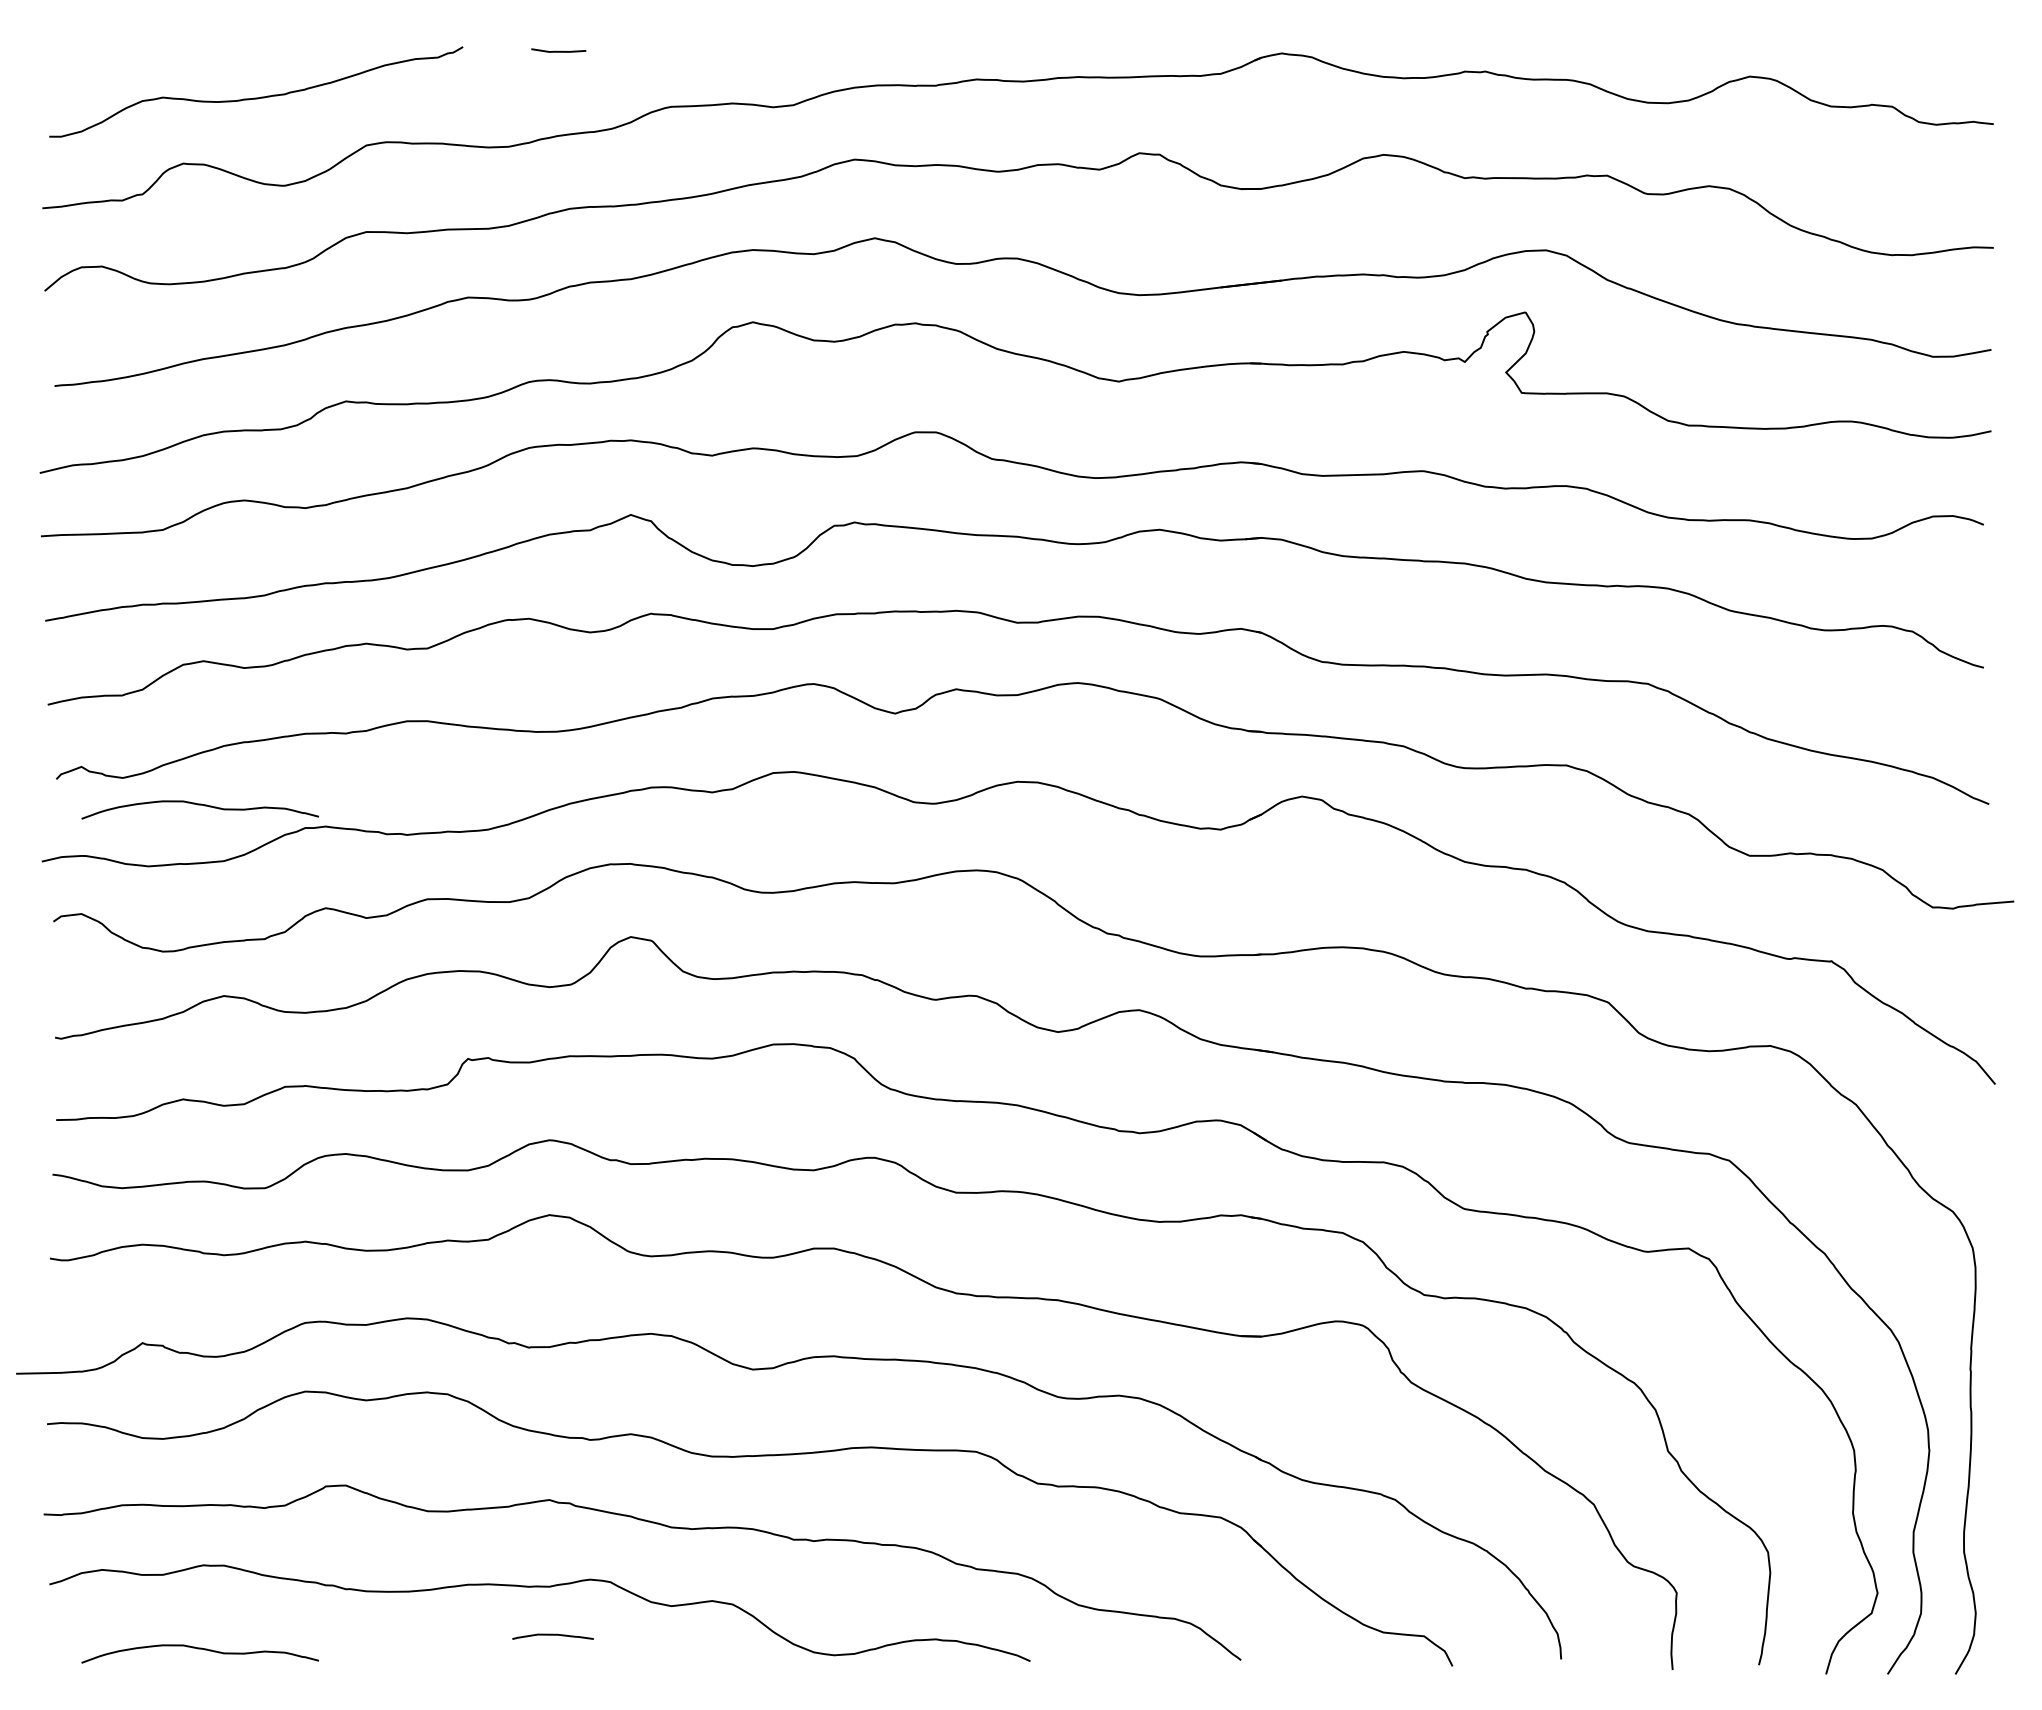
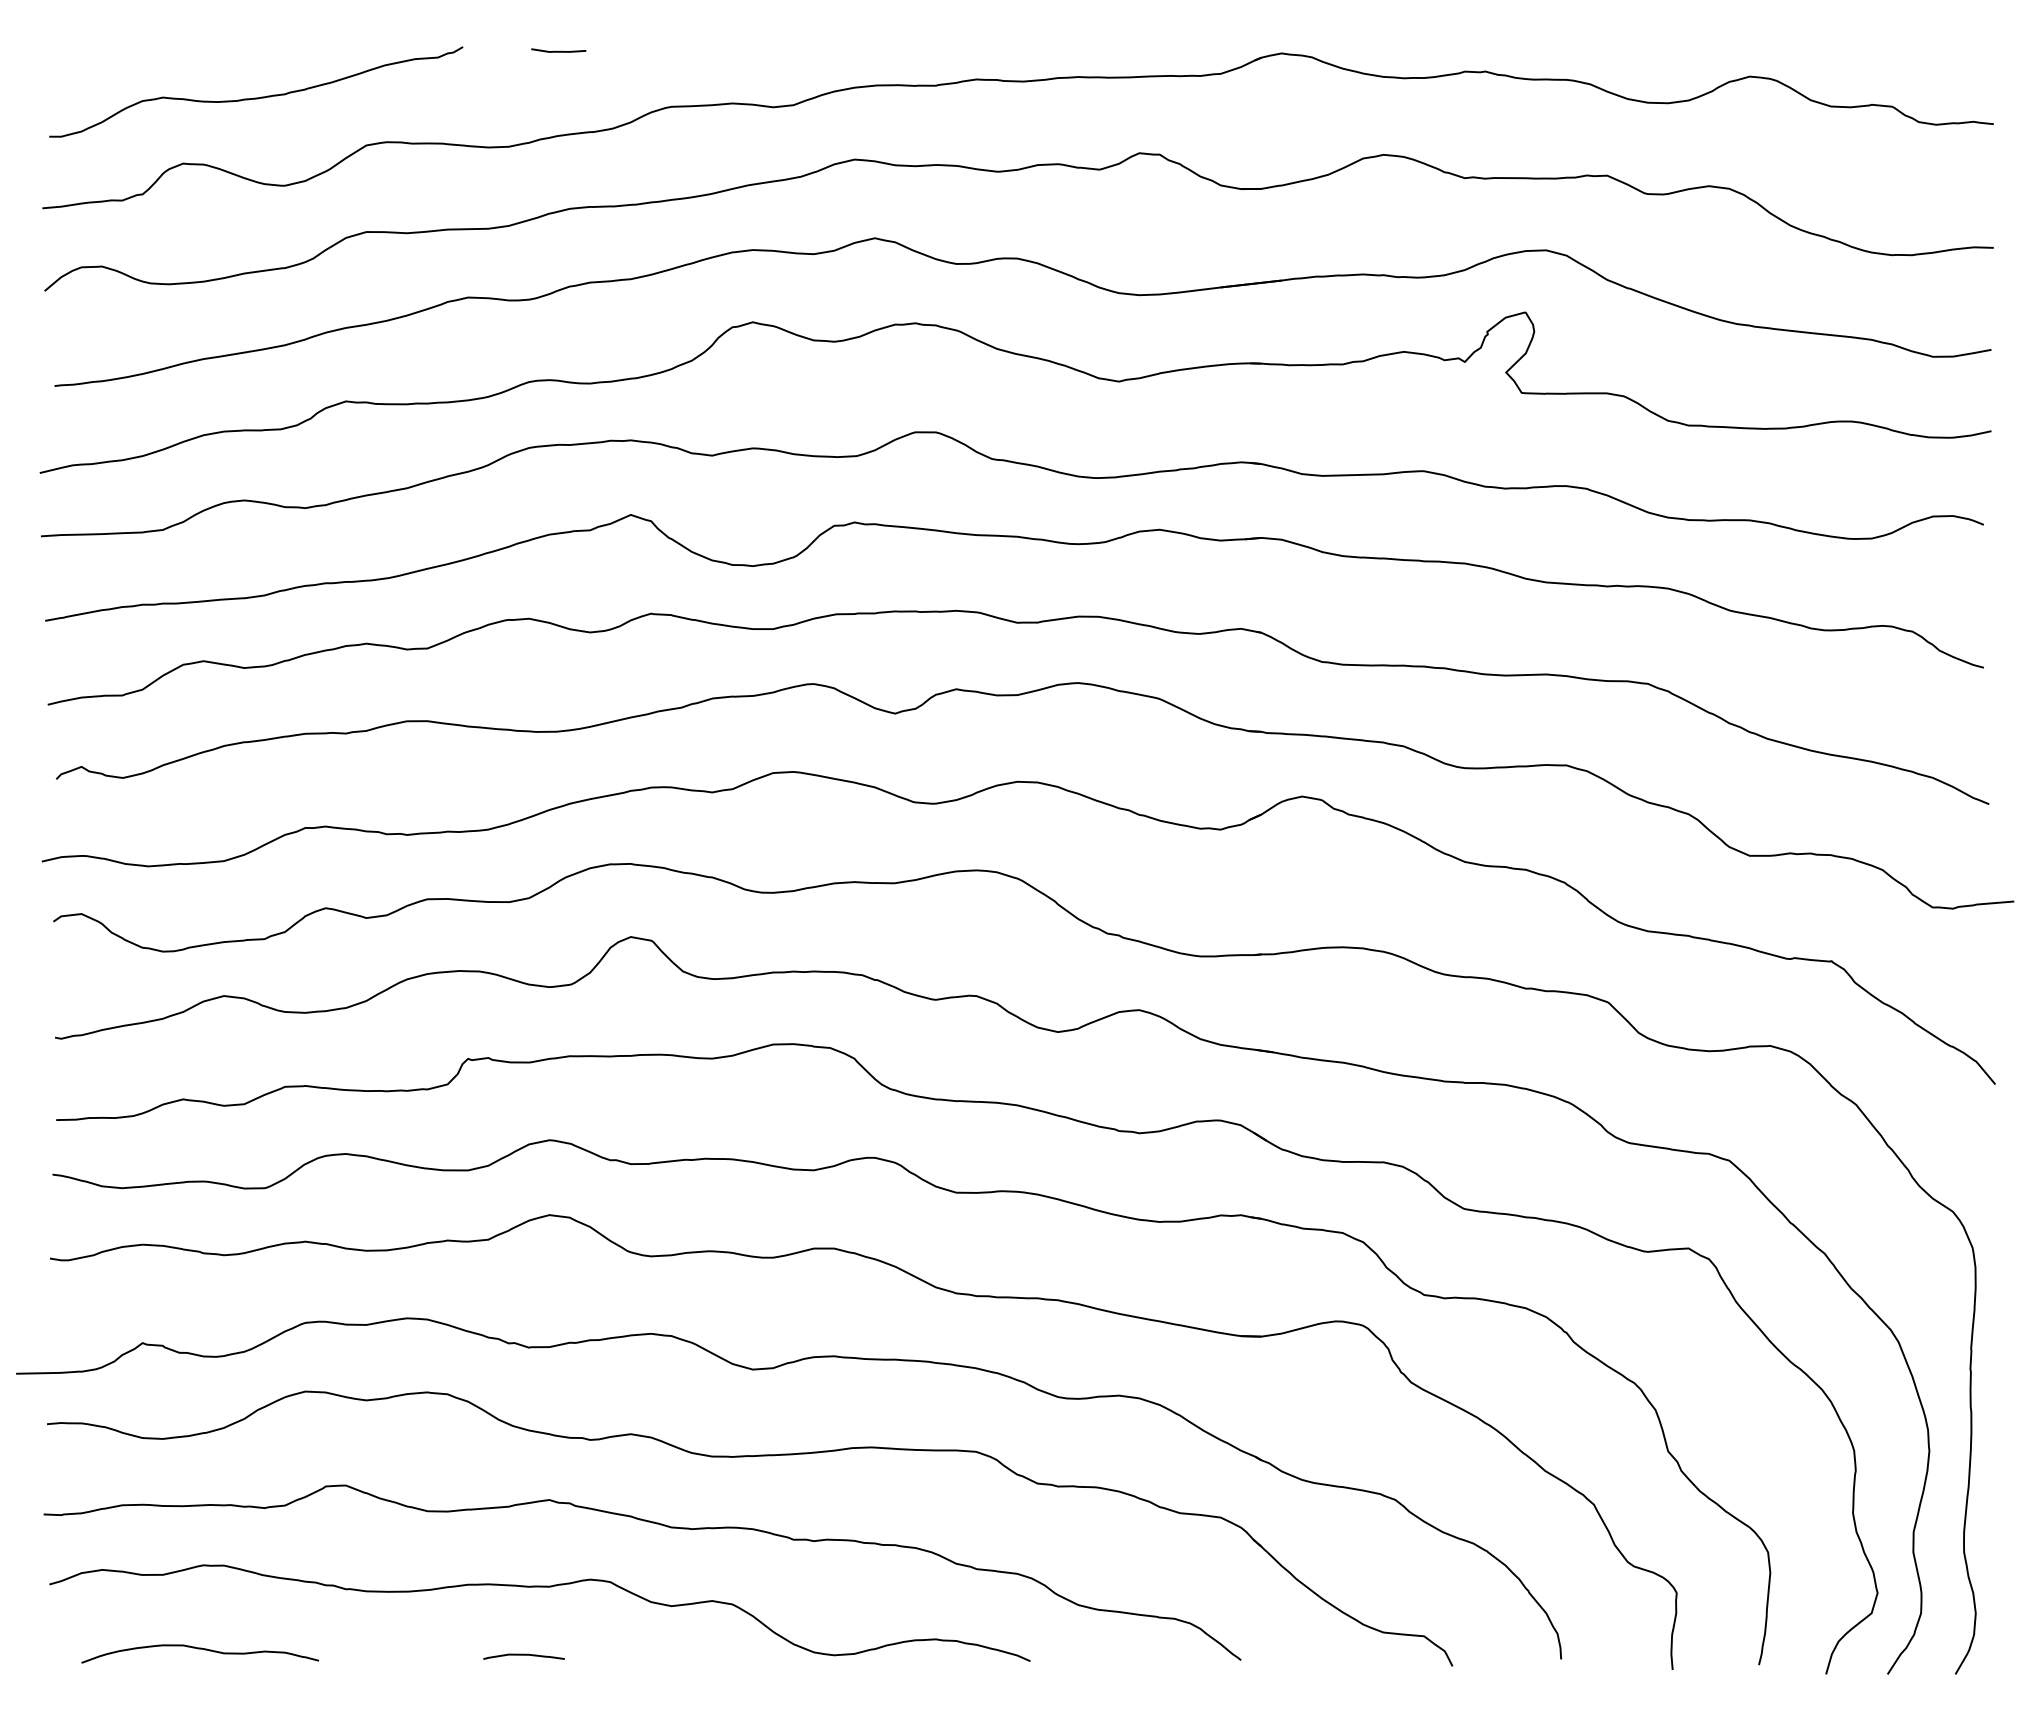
curve: present -> none (199, 805)
curve position: (552, 1635) -> (523, 1655) (523, 1655)
